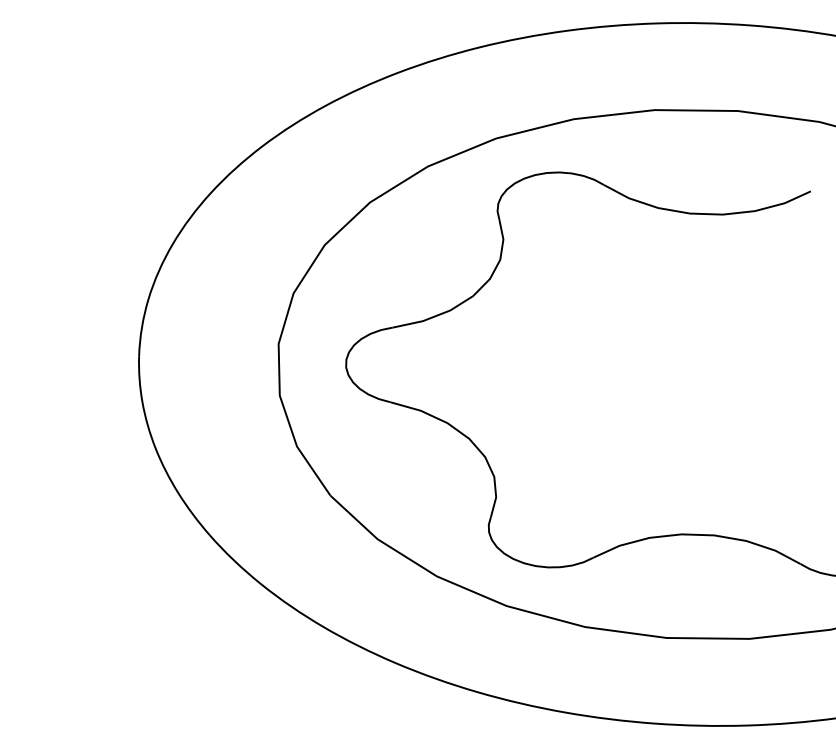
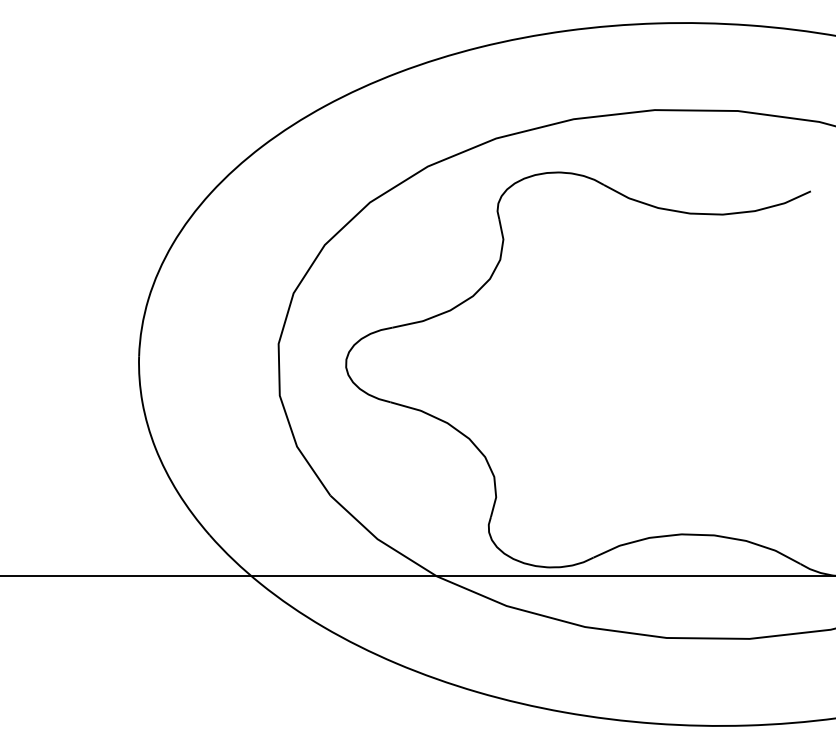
line: none -> present (417, 576)
